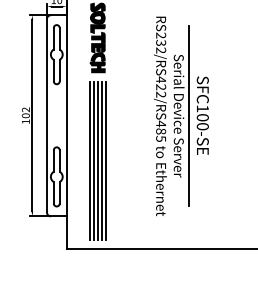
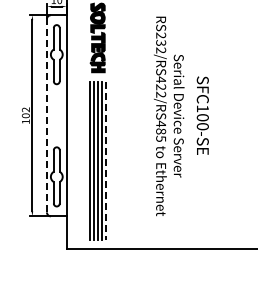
line: solid -> dashed (46, 115)
line: present -> none (189, 115)
line: solid -> dashed (106, 160)
